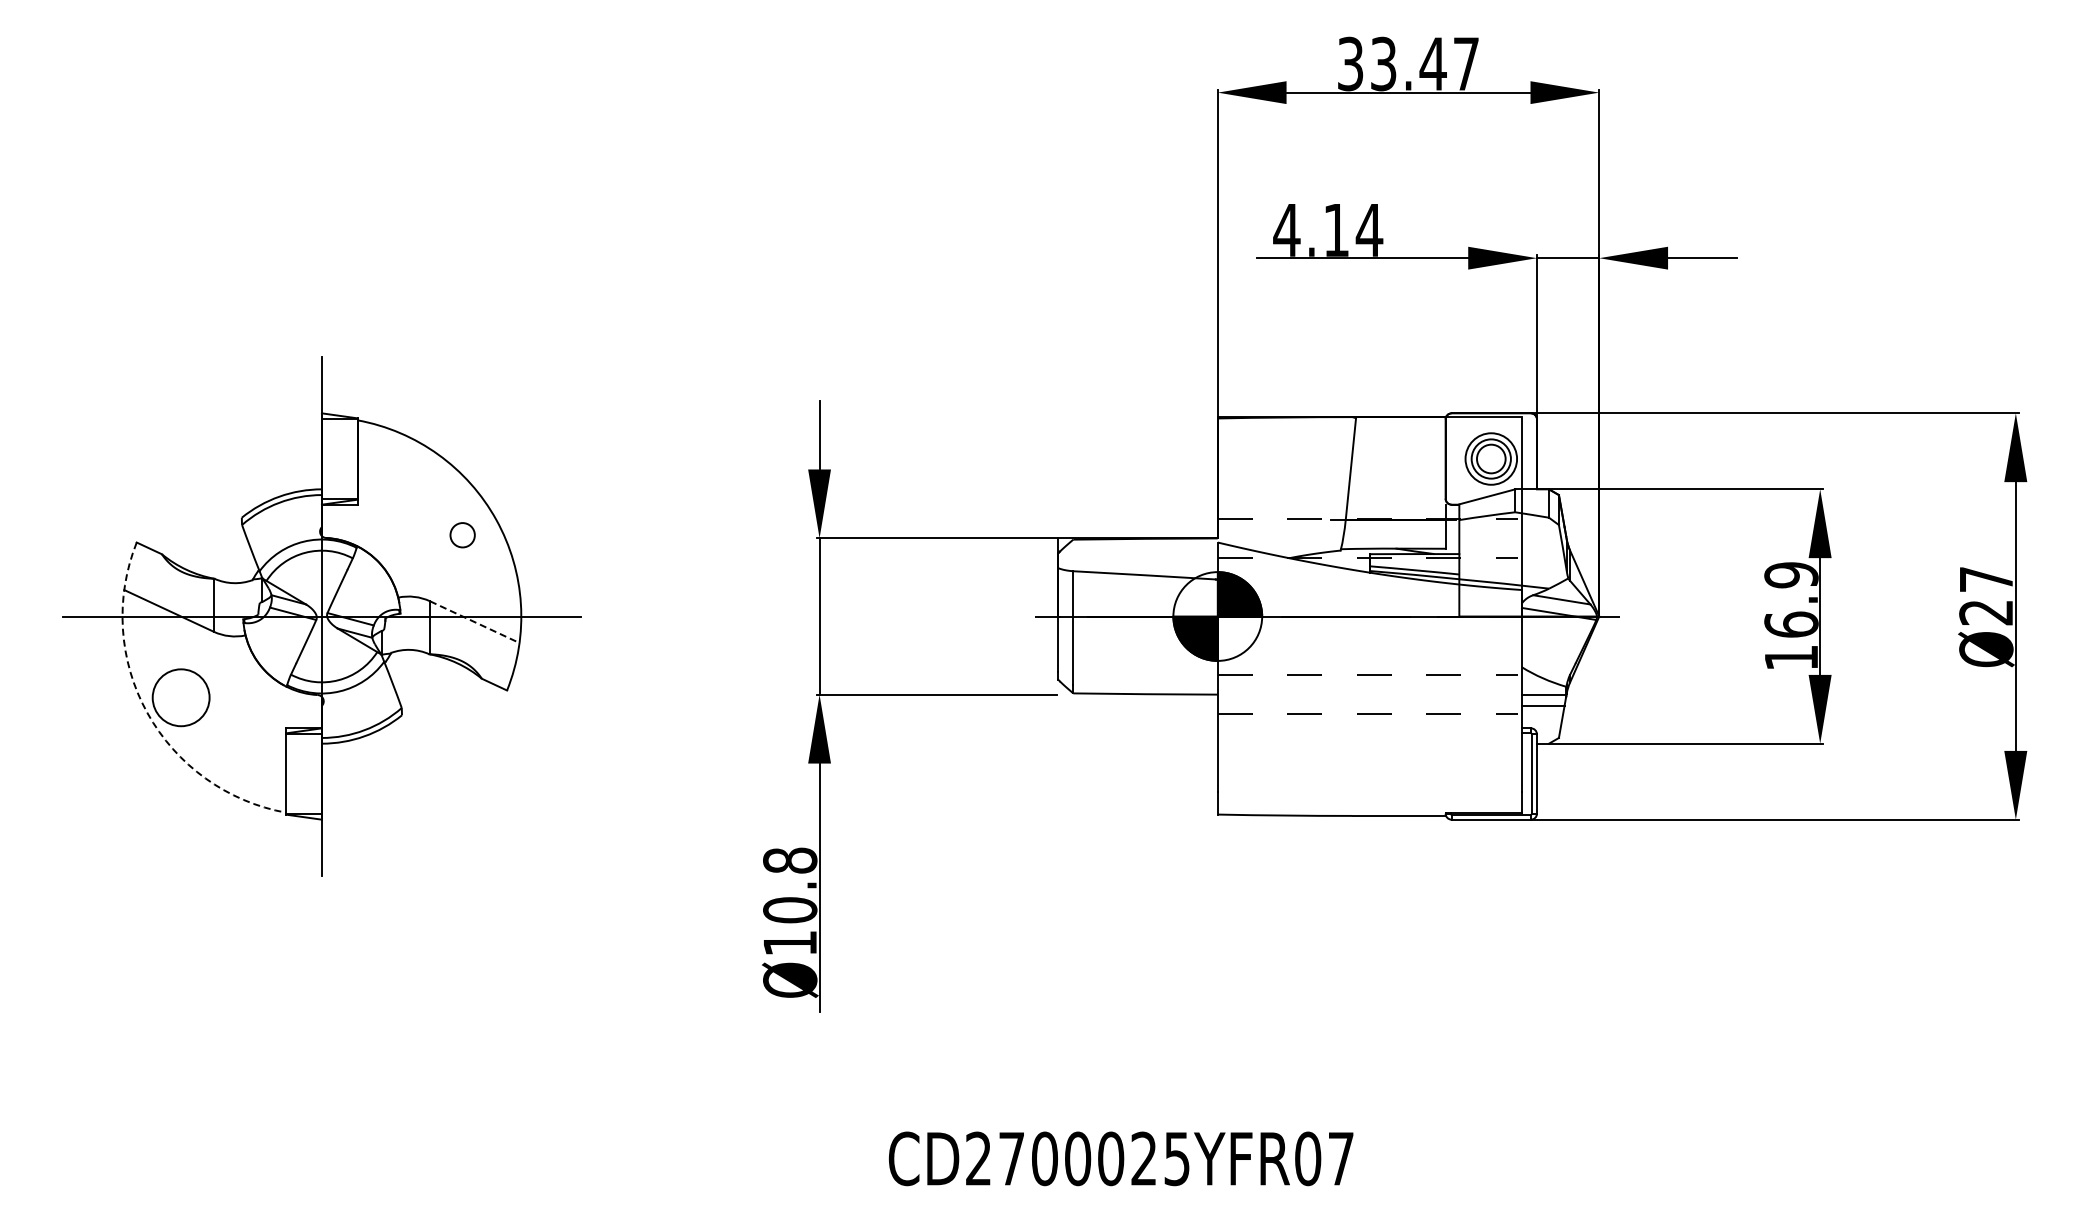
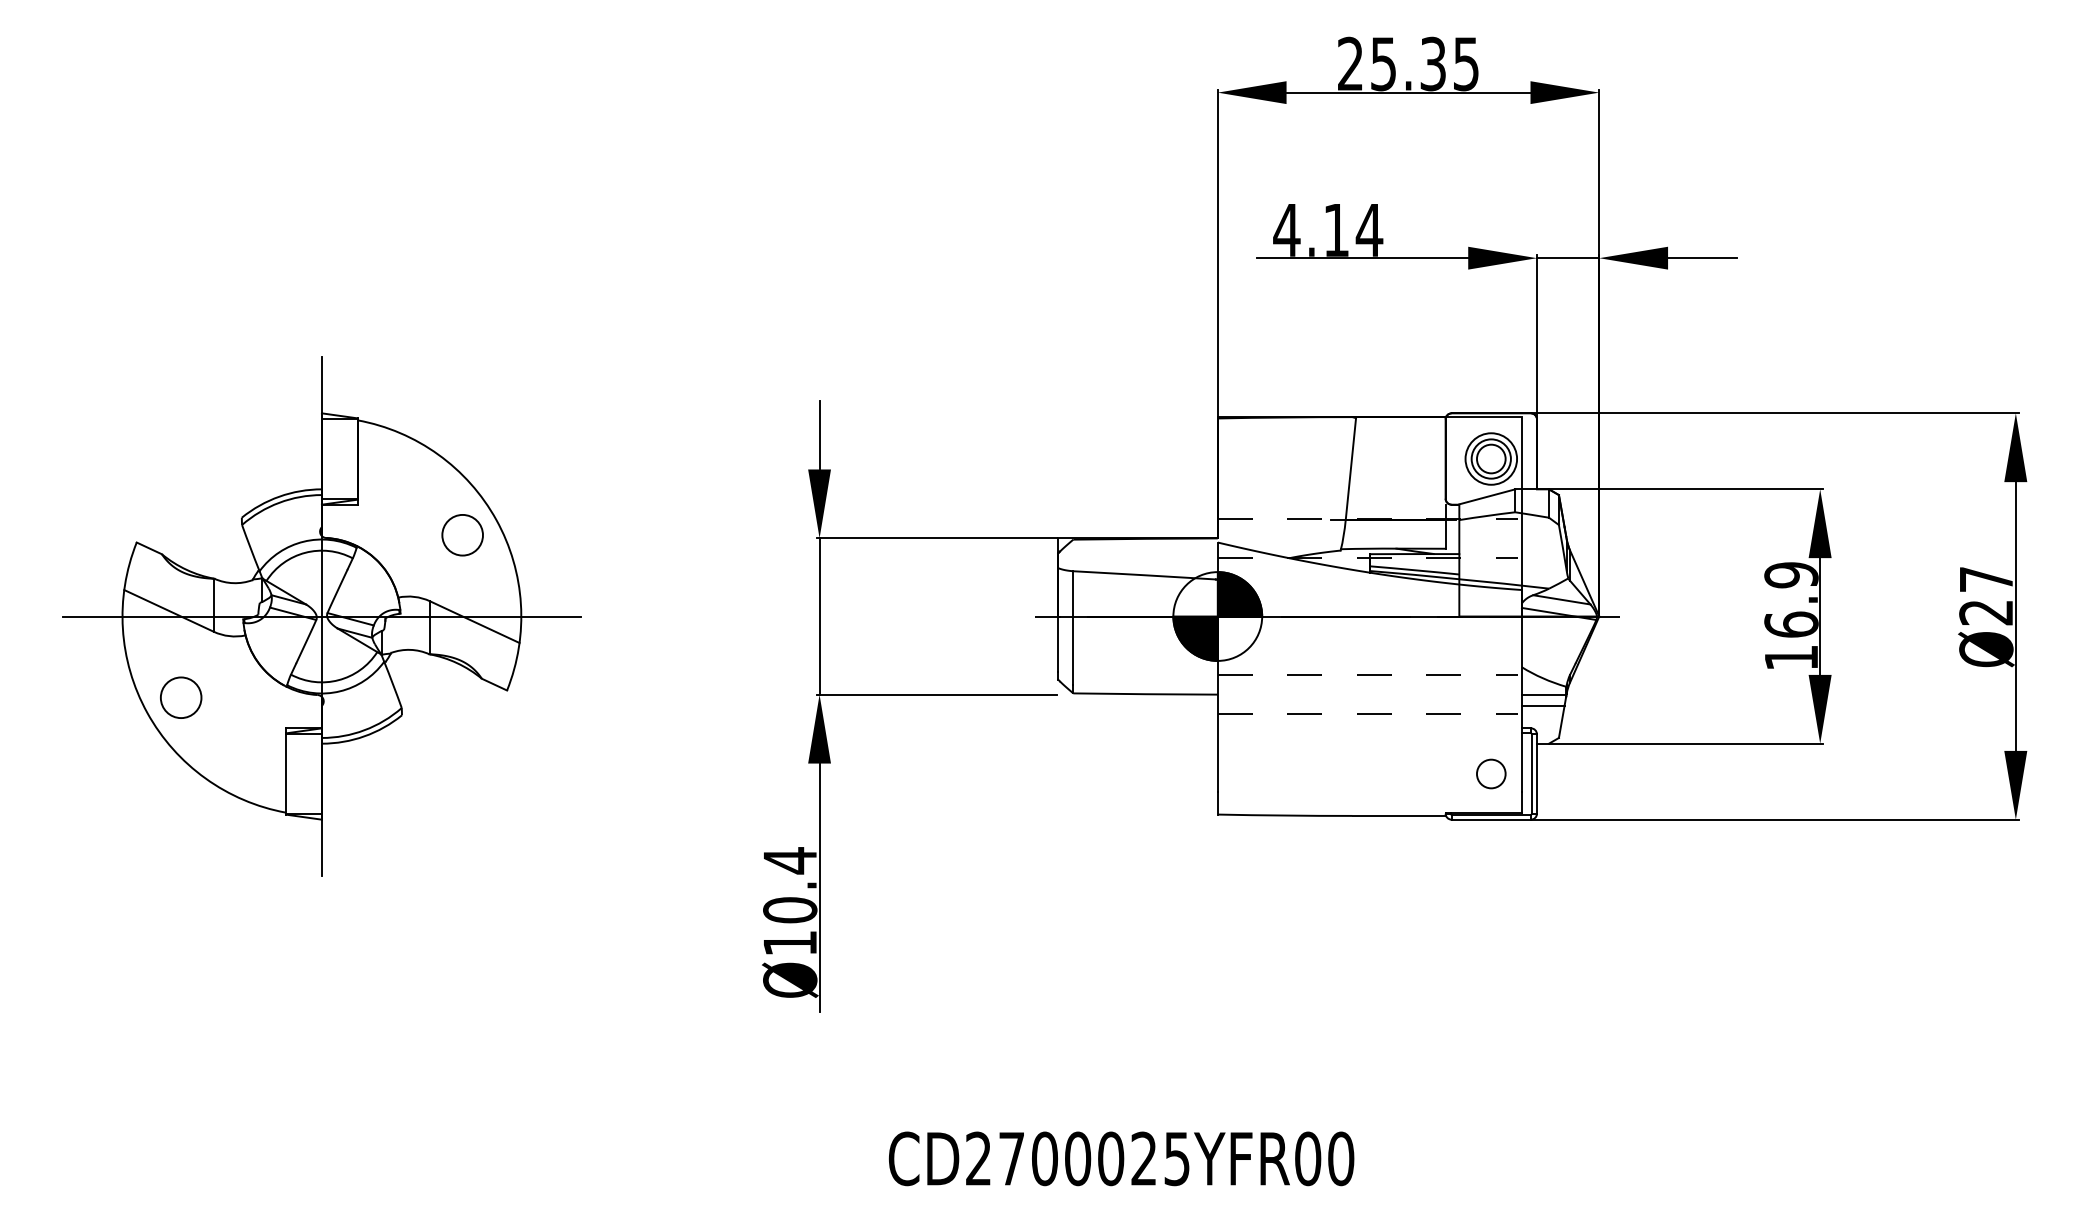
text: 33.47 -> 25.35 (1408, 63)
circle diameter: 24 px -> 41 px (462, 534)
line: dashed -> solid (475, 622)
circle diameter: 57 px -> 41 px (180, 697)
arc: dashed -> solid (147, 713)
circle: none -> present (1491, 773)
text: Ø10.8 -> Ø10.4 (790, 860)
text: CD2700025YFR07 -> CD2700025YFR00 (1341, 1158)
